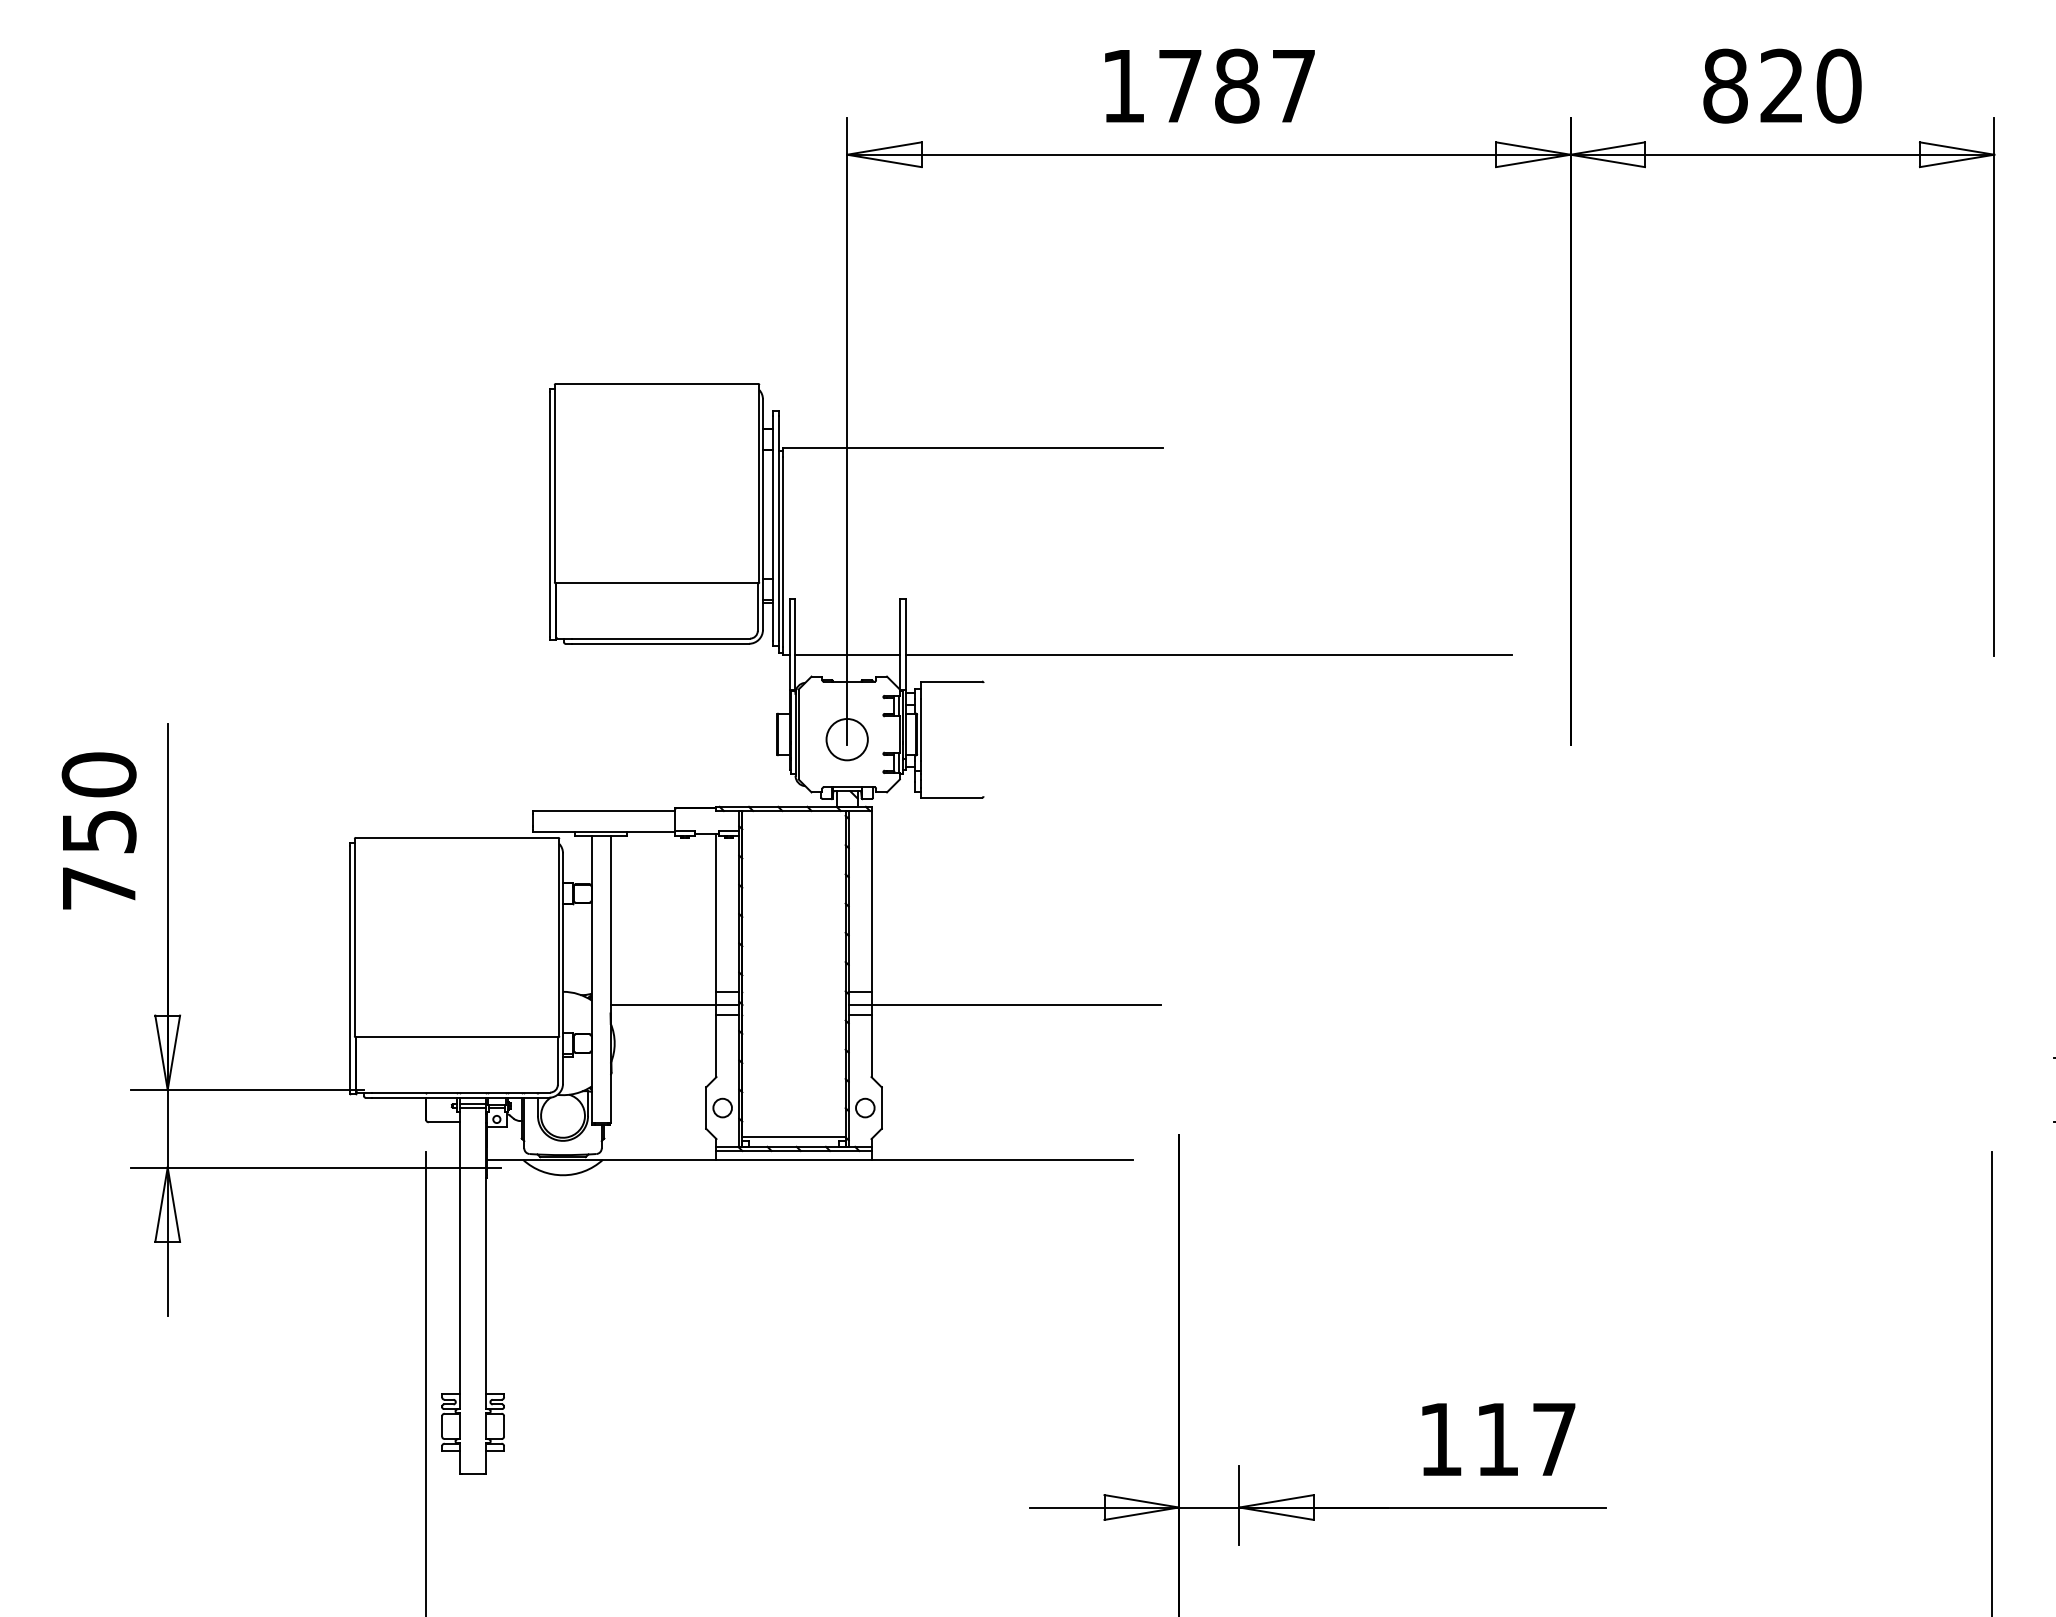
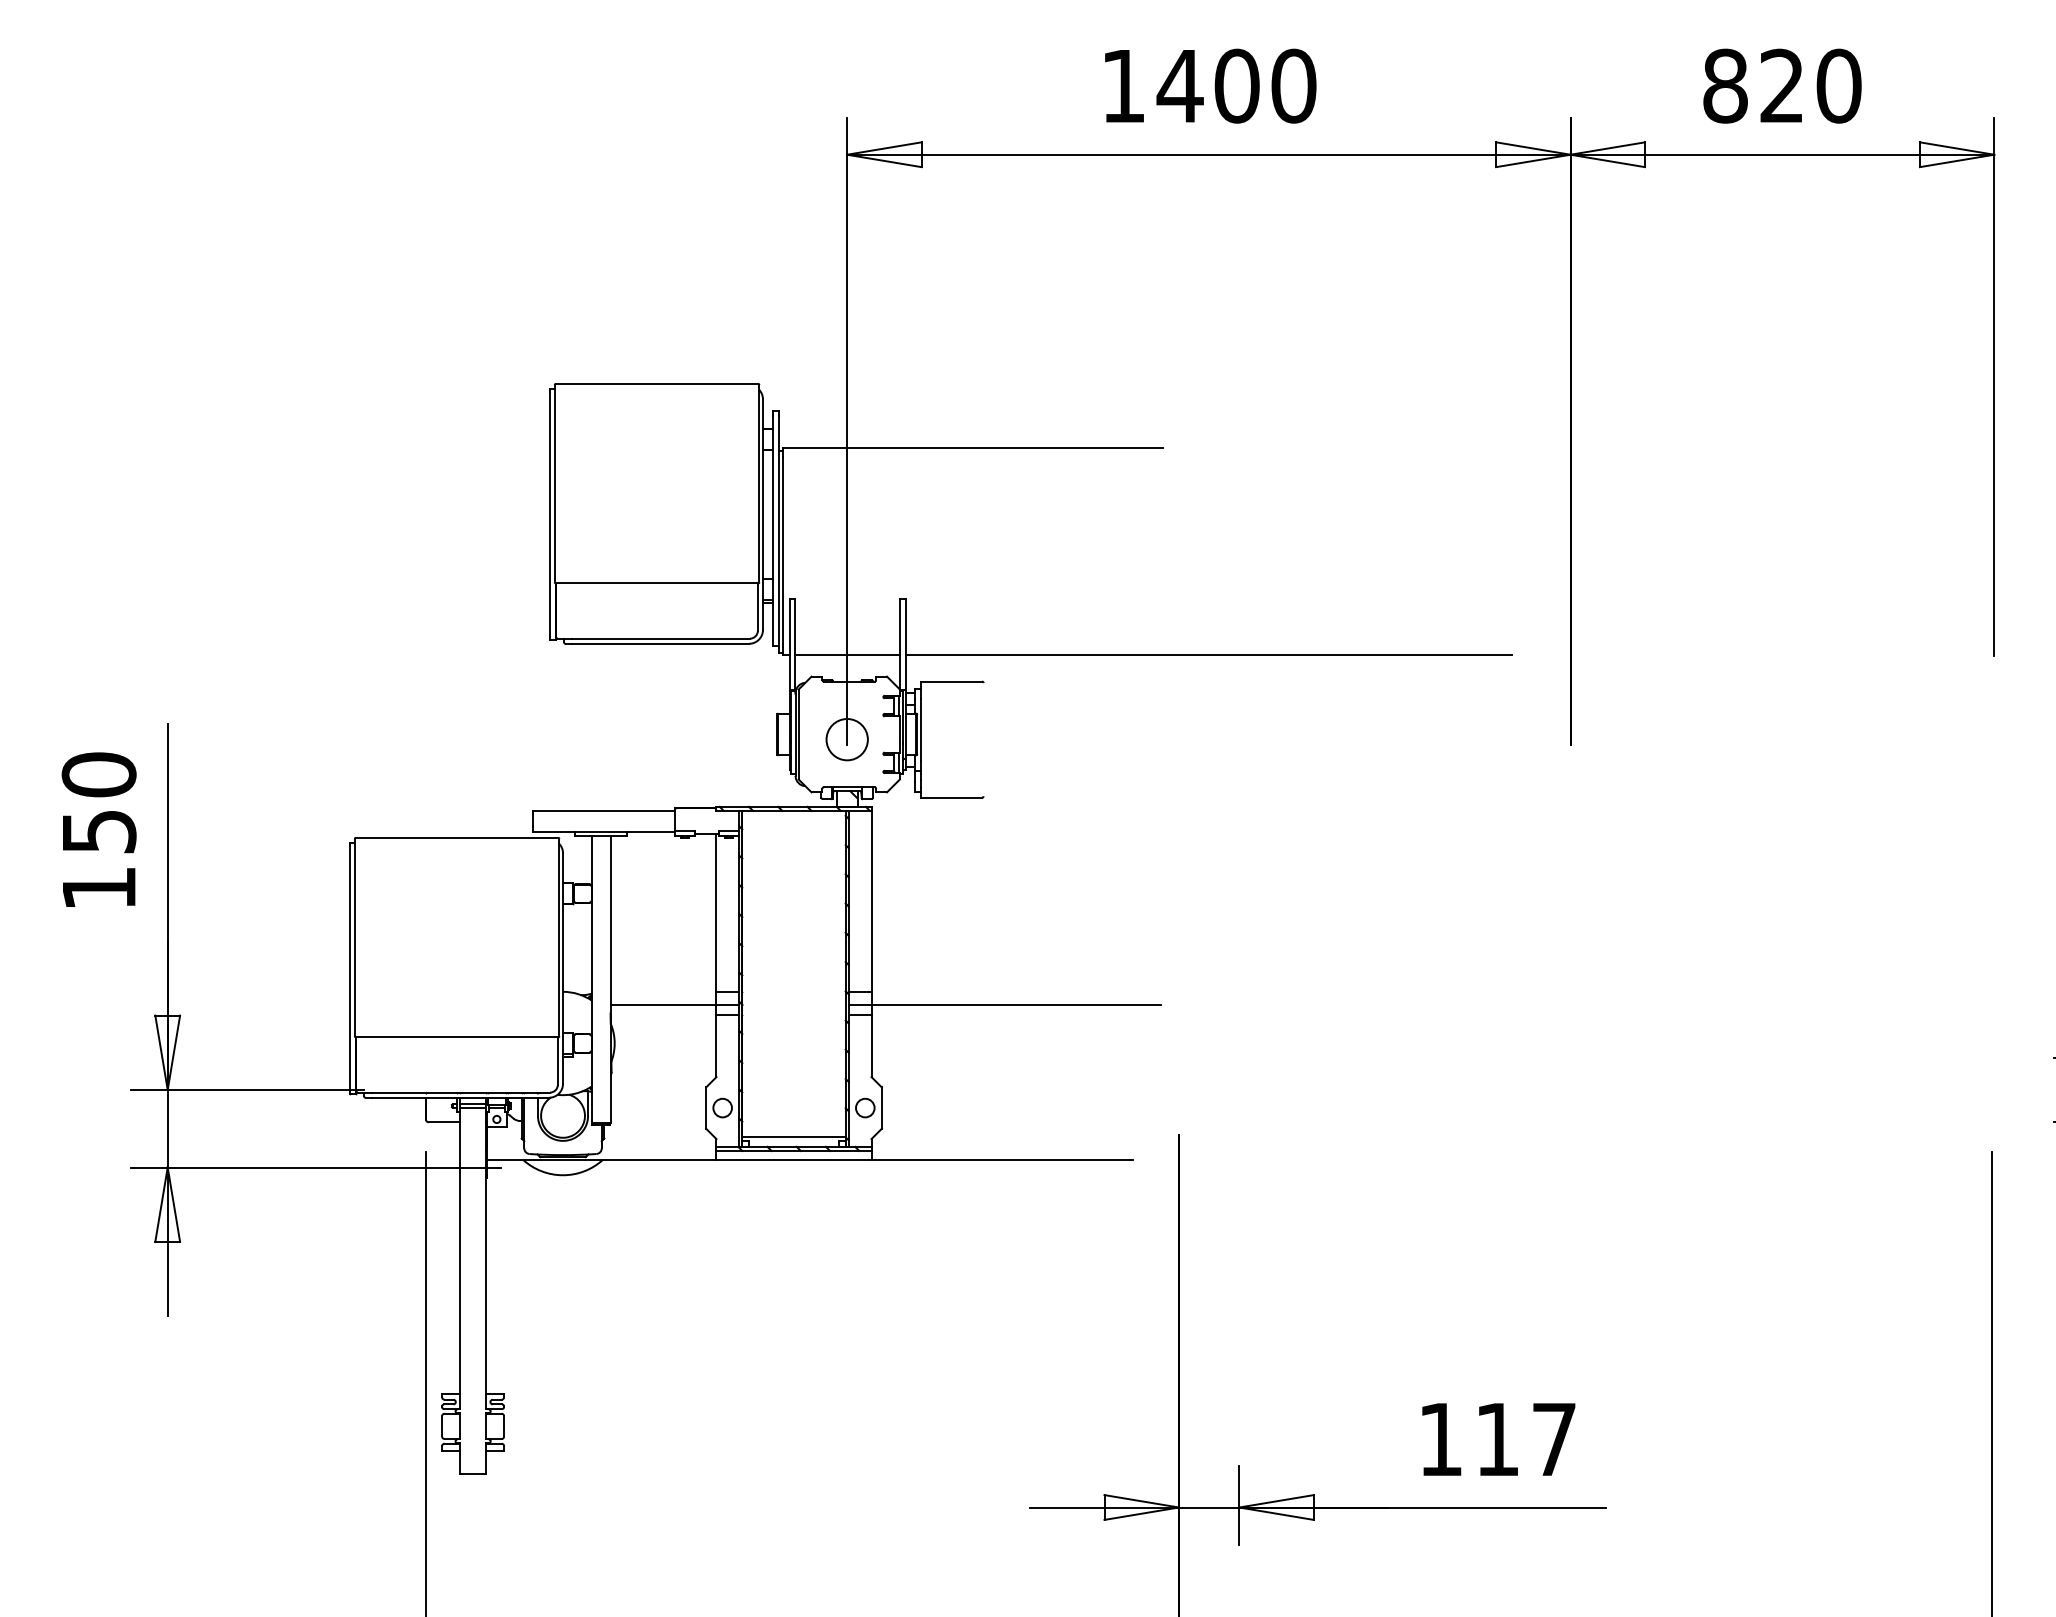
text: 1787 -> 1400 (1236, 85)
text: 750 -> 150 (99, 888)
